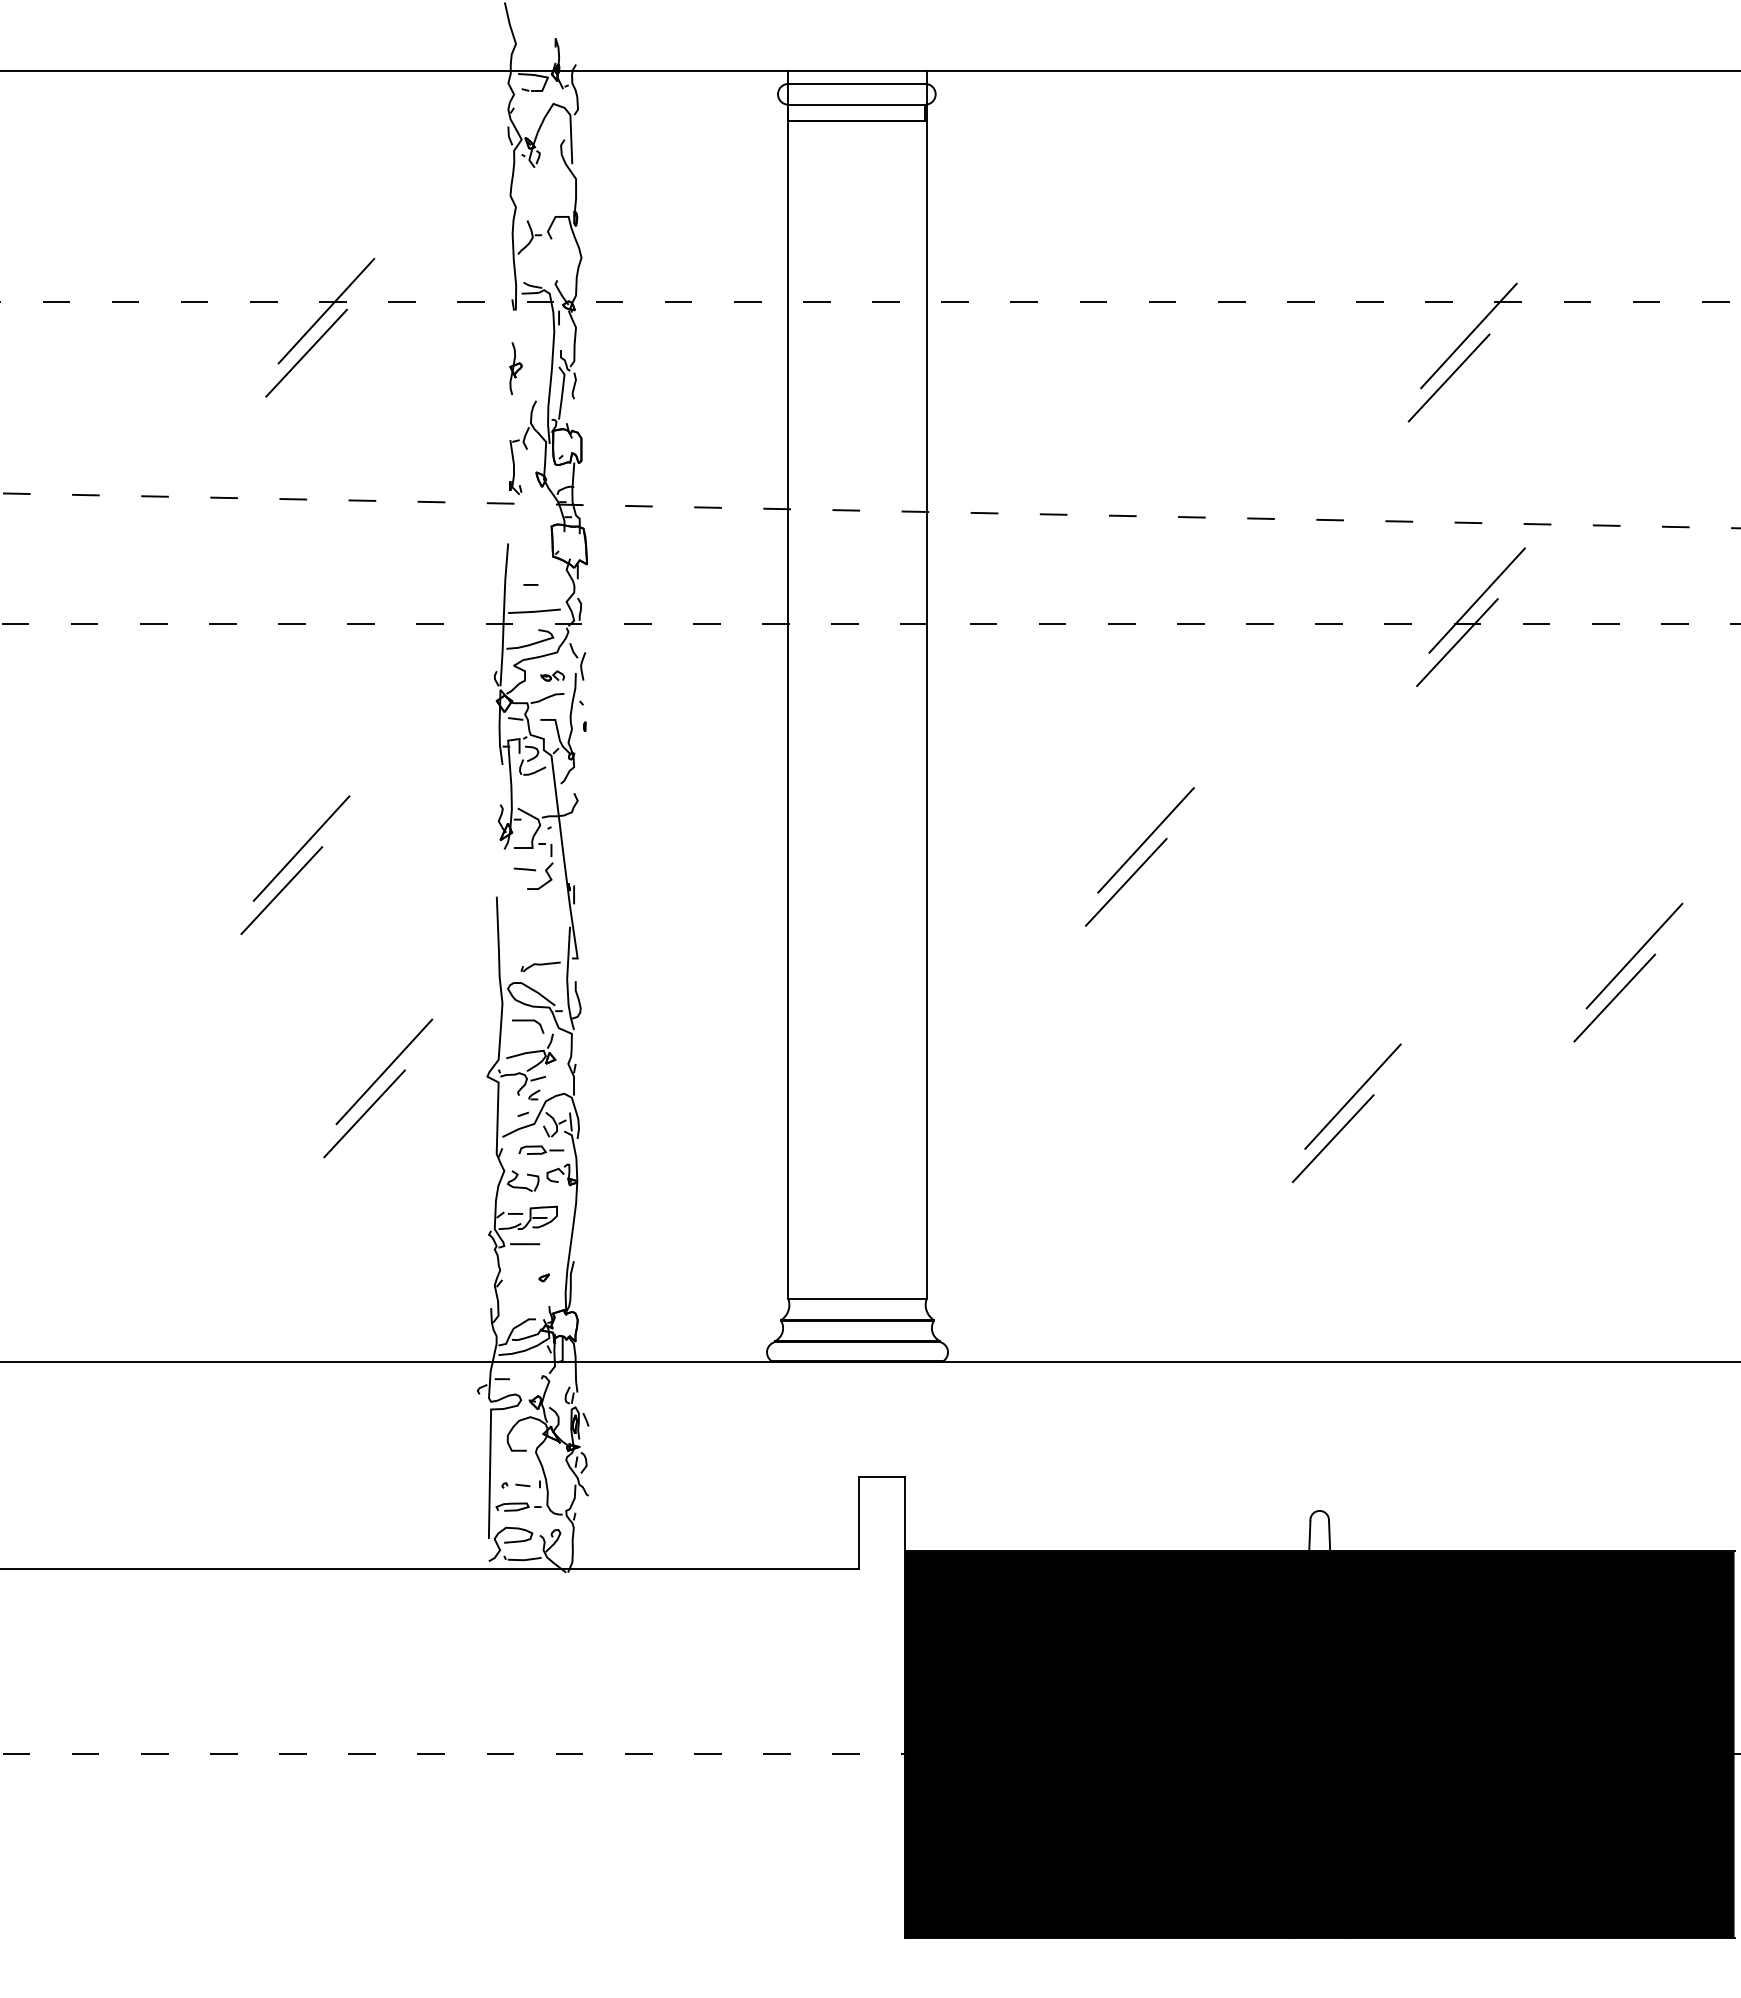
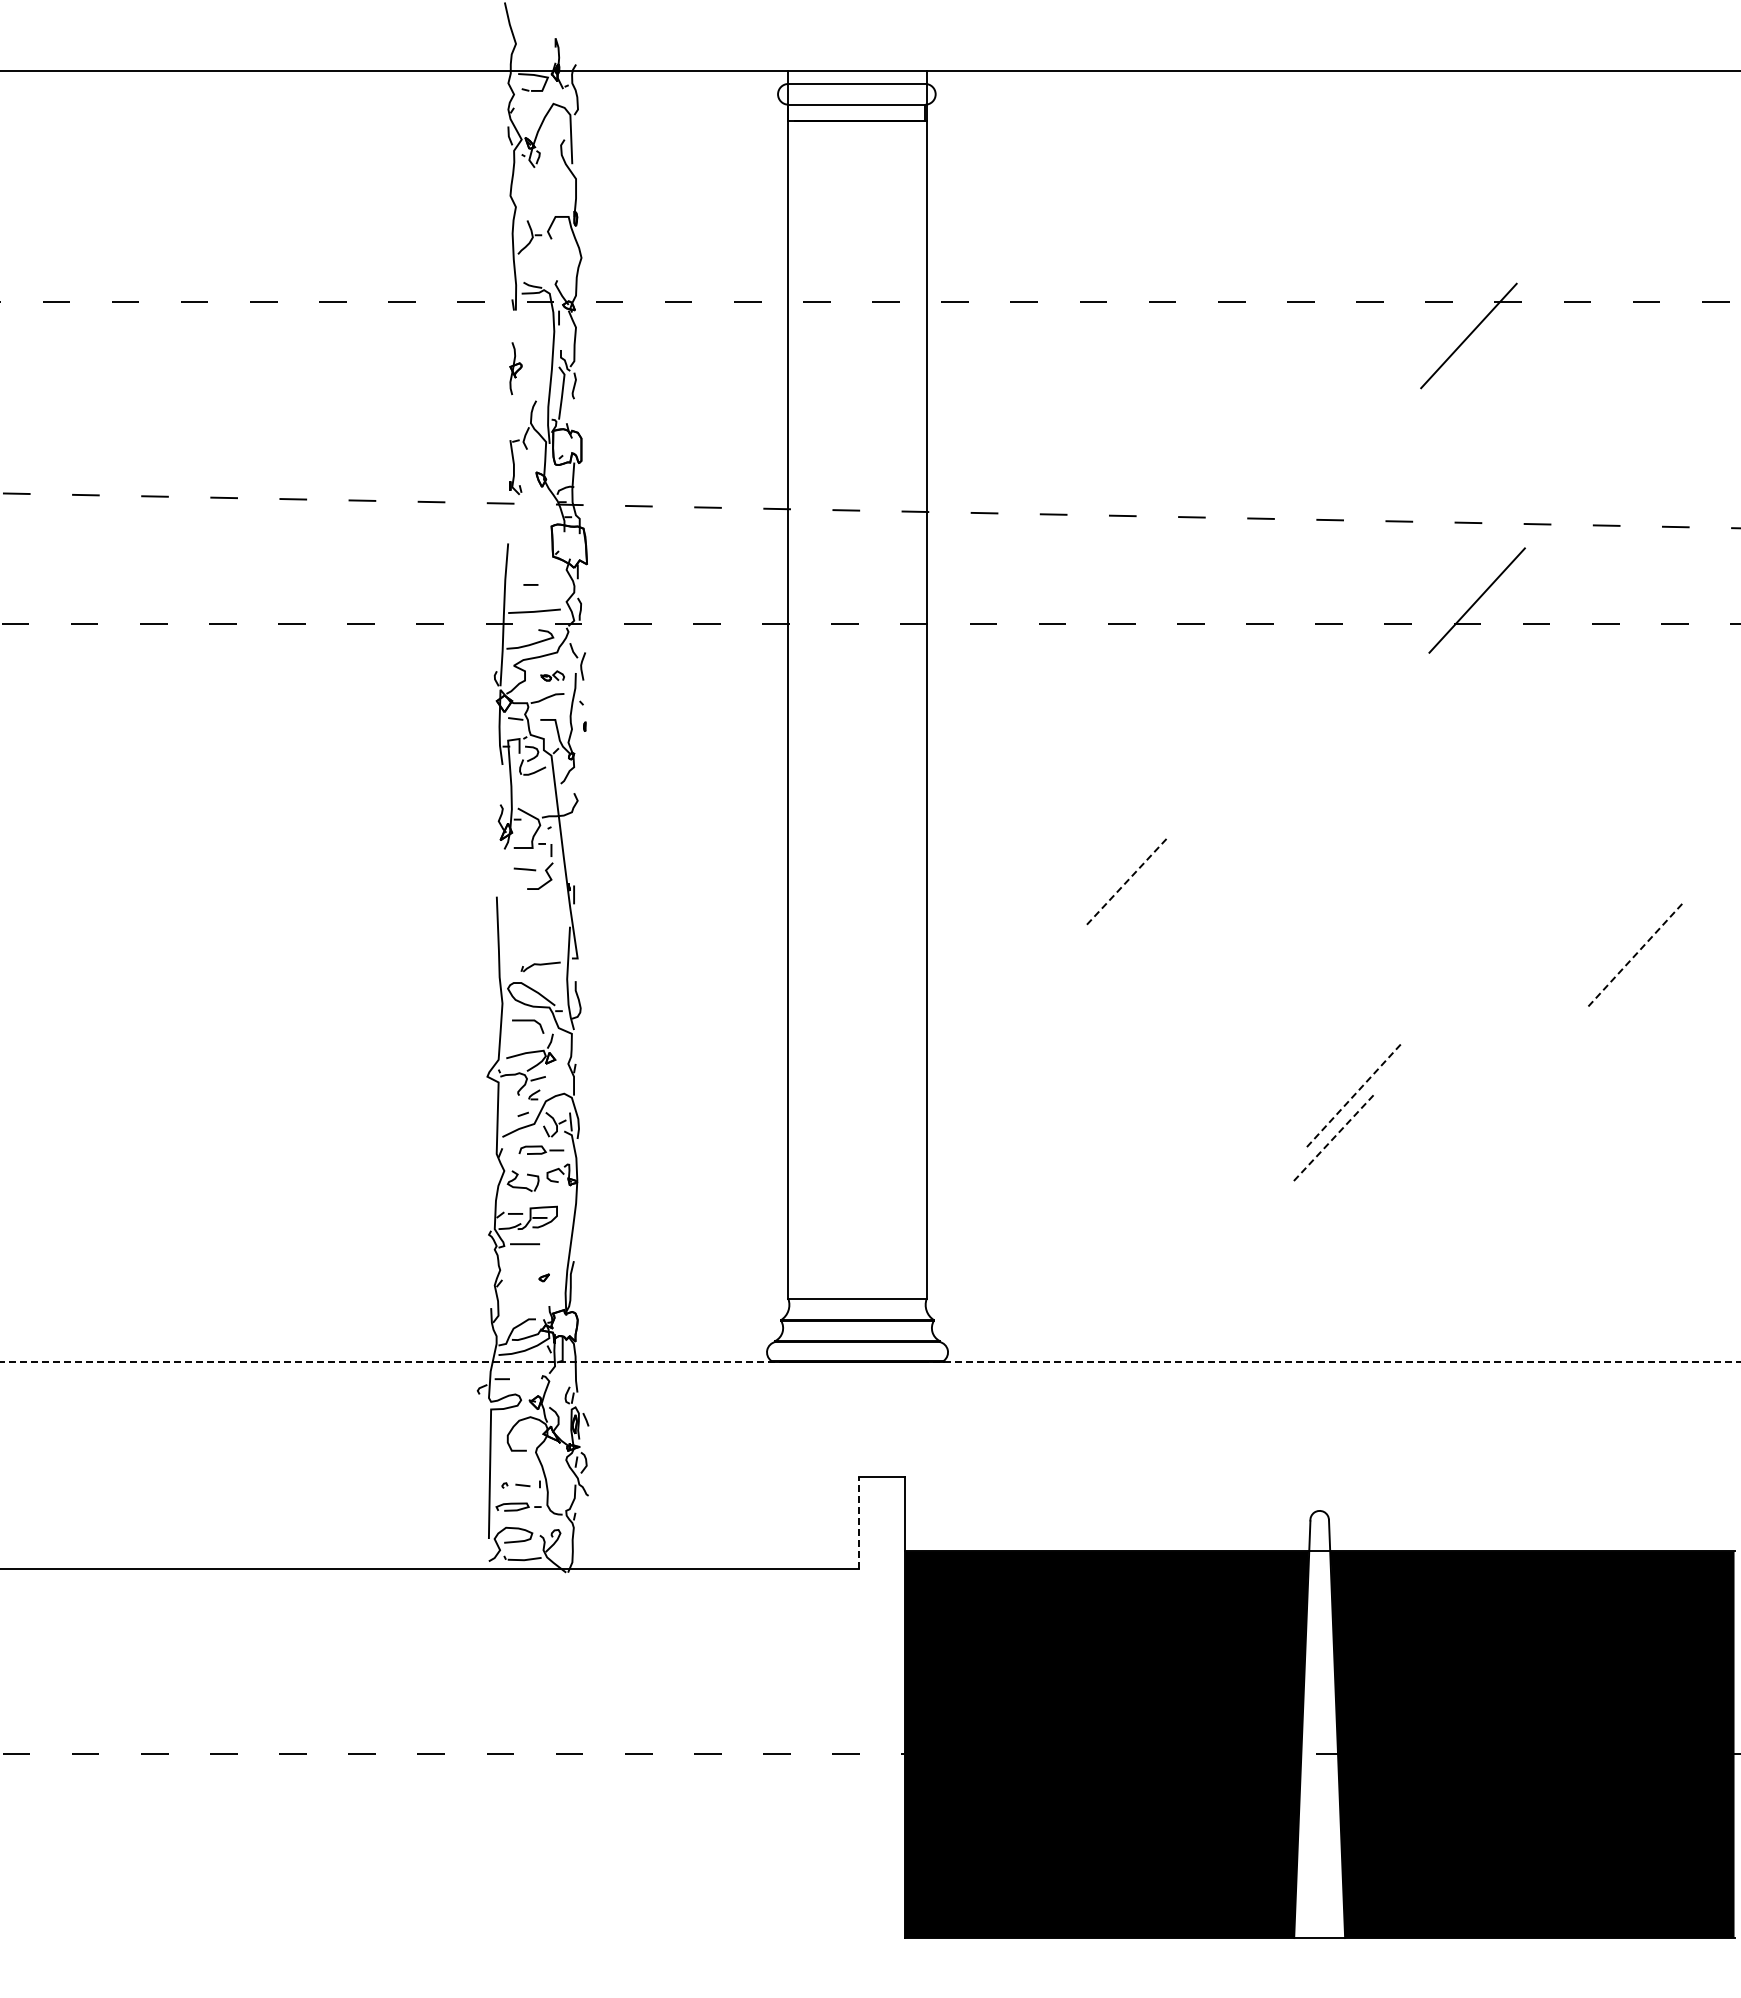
line: present -> none (326, 310)
line: present -> none (306, 352)
line: present -> none (1448, 377)
line: present -> none (1457, 642)
line: present -> none (1145, 840)
line: present -> none (301, 848)
line: solid -> dashed (1125, 882)
line: present -> none (281, 890)
line: solid -> dashed (1634, 956)
line: present -> none (1614, 997)
line: present -> none (384, 1071)
line: solid -> dashed (1353, 1096)
line: present -> none (364, 1113)
line: solid -> dashed (1332, 1139)
line: solid -> dashed (870, 1361)
line: solid -> dashed (858, 1522)
fill: present -> none (1319, 1744)
